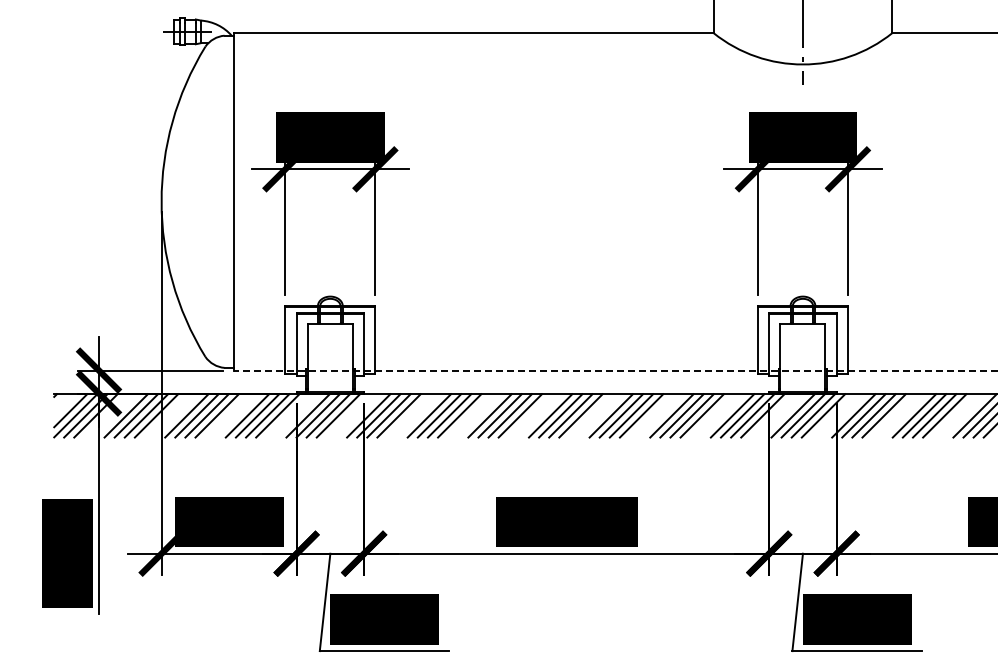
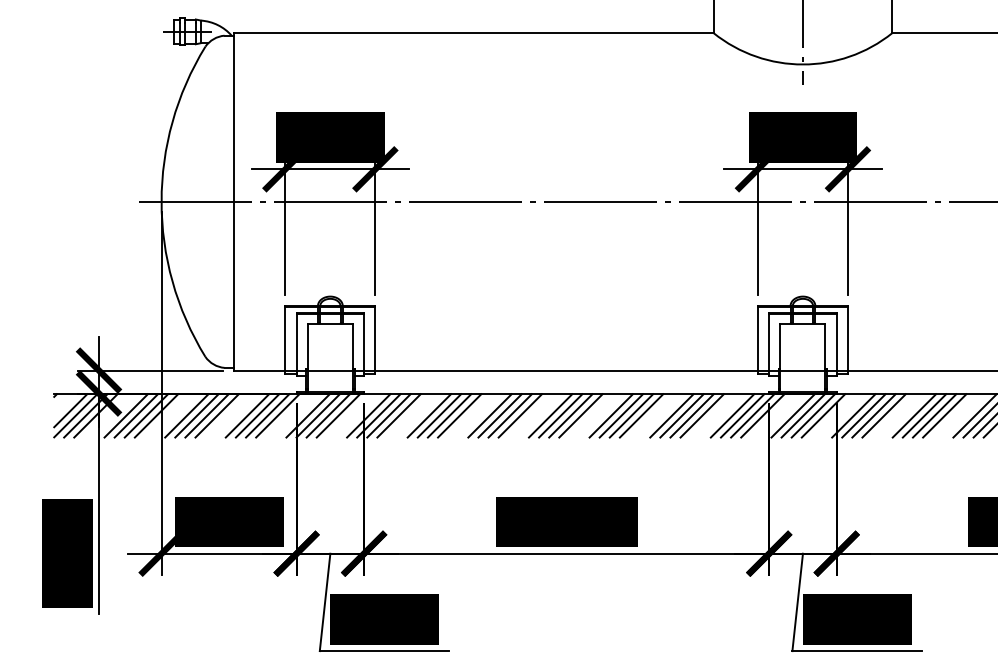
line: none -> present (566, 201)
line: dashed -> solid (615, 370)
